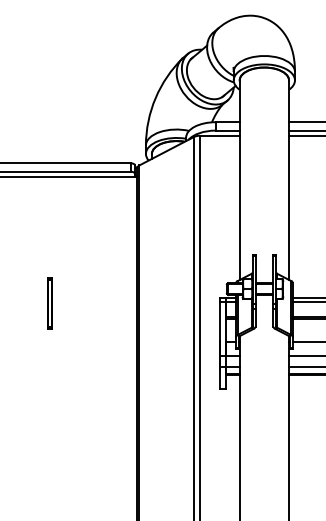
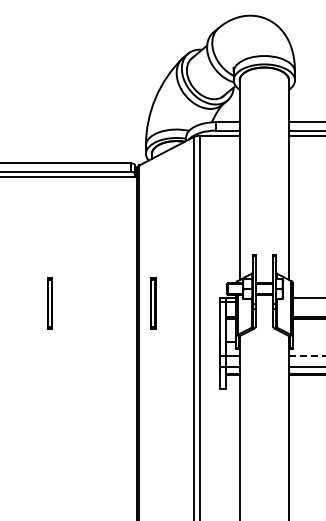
line: present -> none (307, 302)
part: none -> present (152, 303)
line: present -> none (307, 341)
line: solid -> dashed (307, 356)
